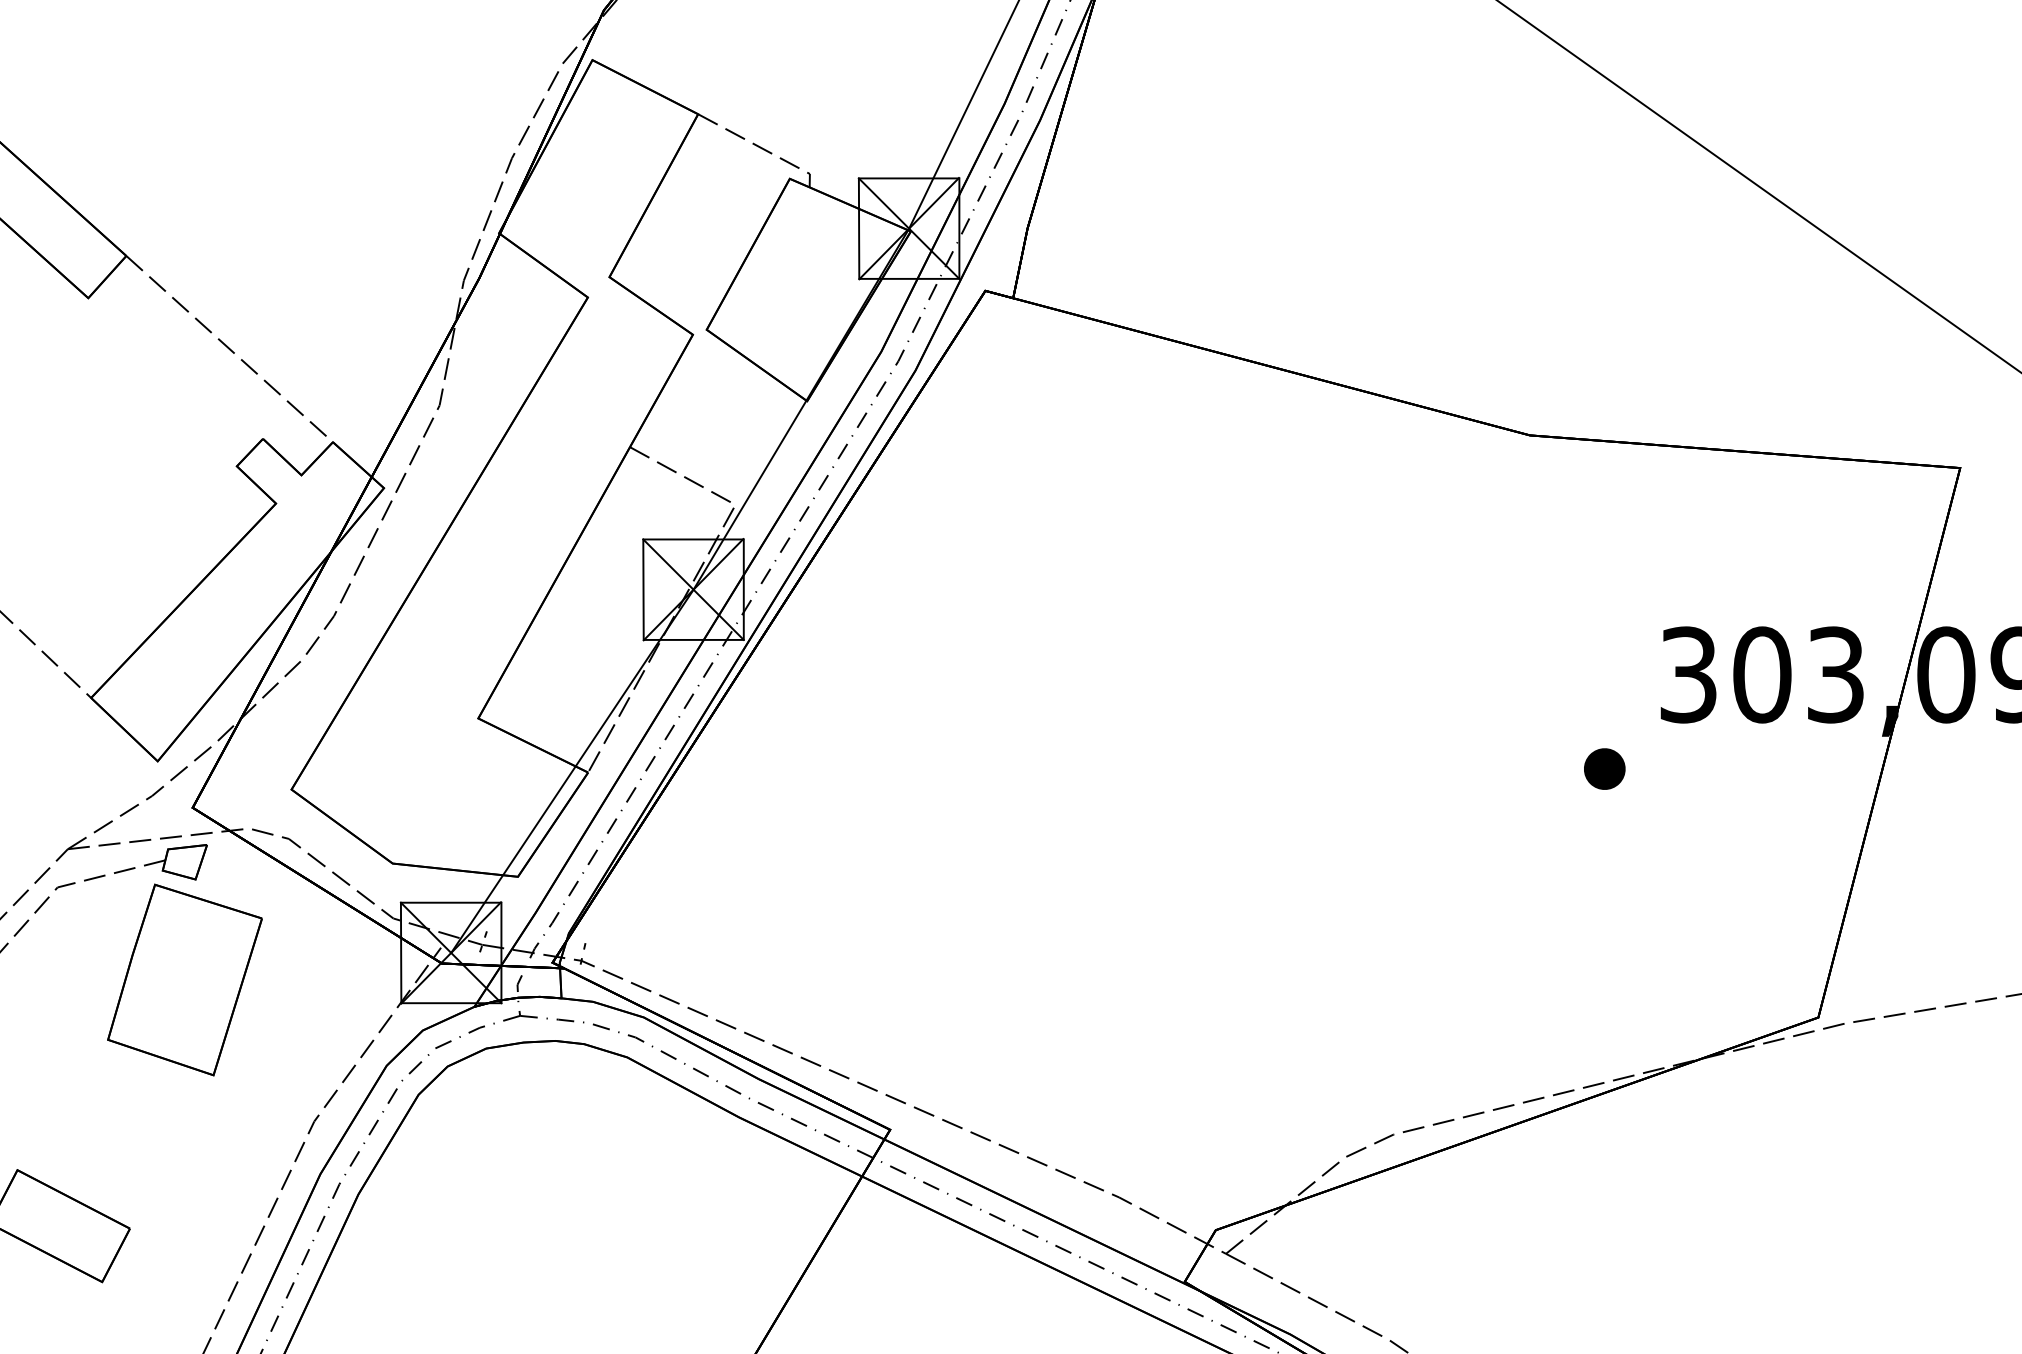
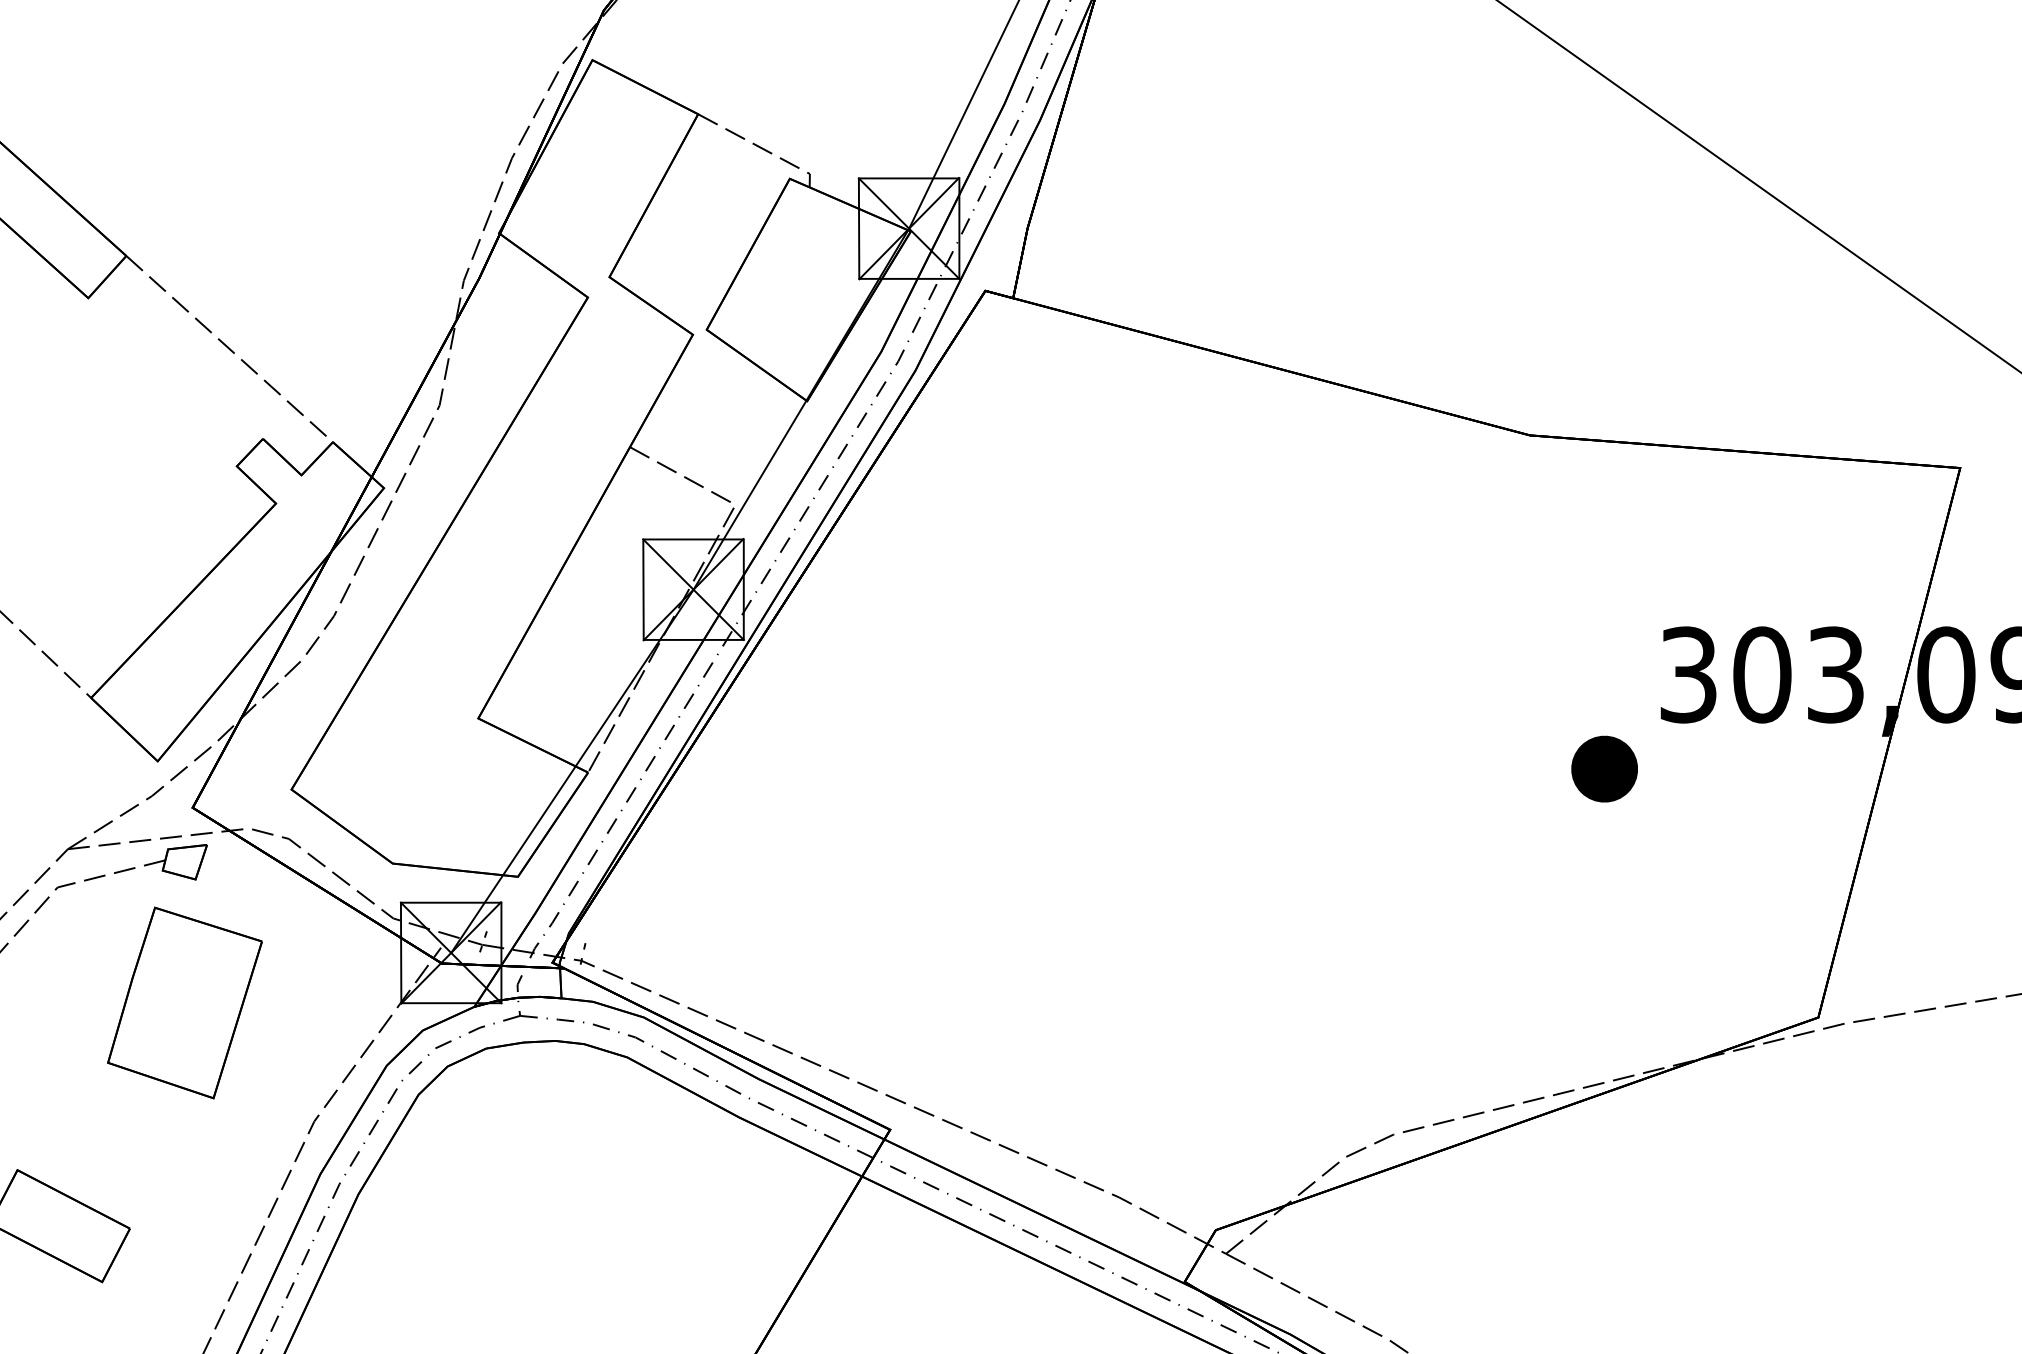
part size: 42x42 px -> 67x68 px (1604, 768)
part position: (184, 979) -> (184, 1002) (184, 1002)
